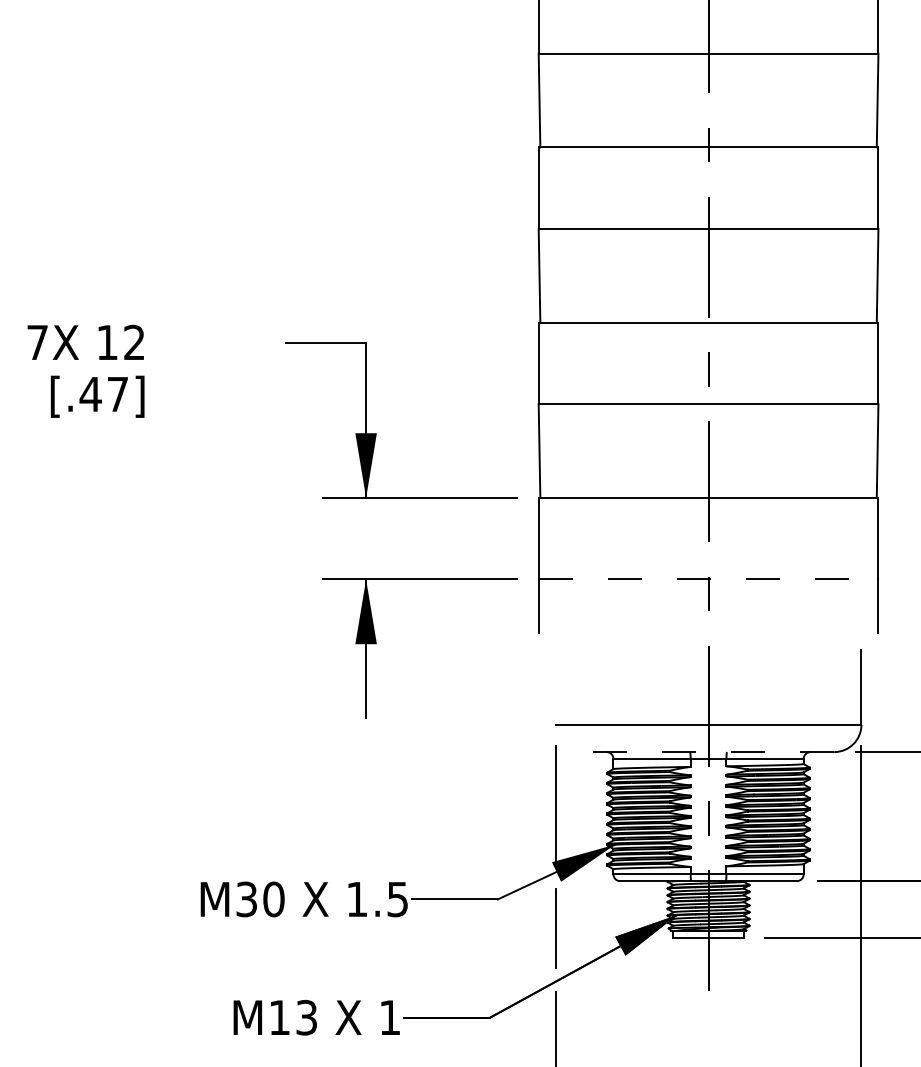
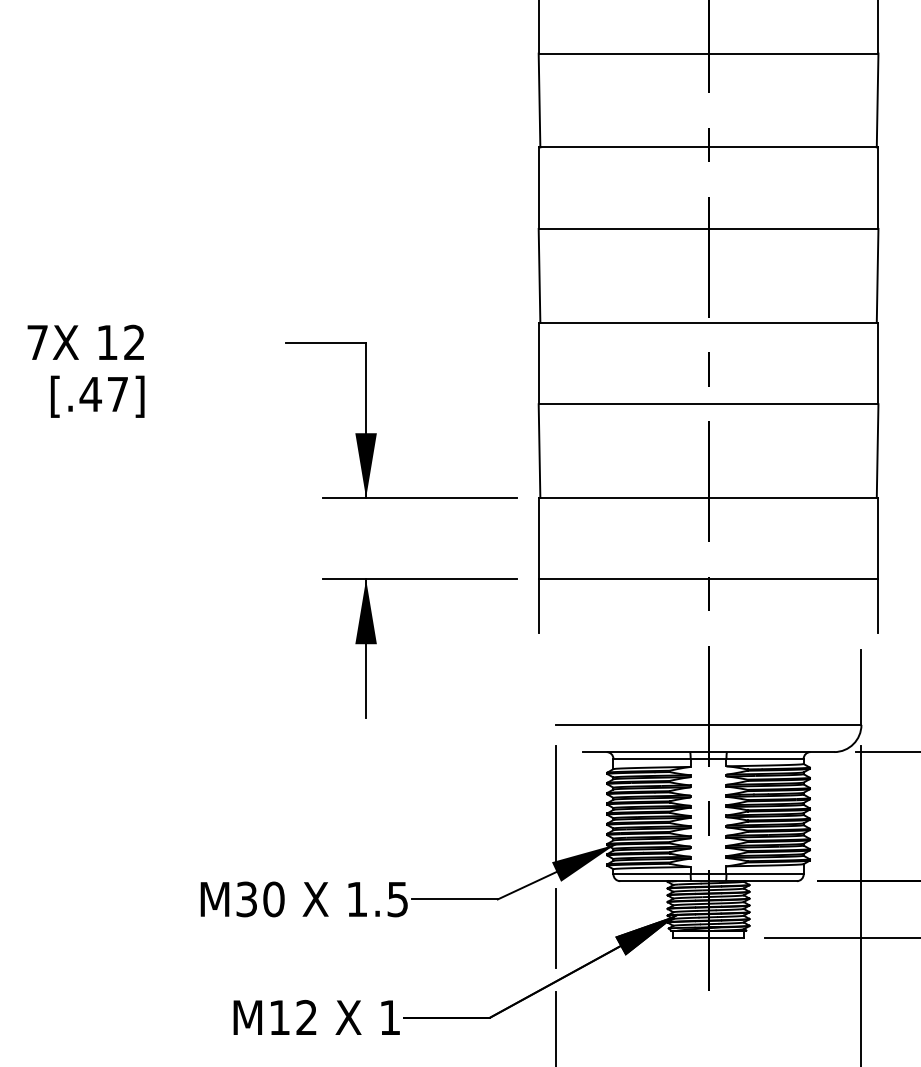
line: dashed -> solid (708, 579)
line: dashed -> solid (708, 752)
text: M13 -> M12 (306, 1017)
